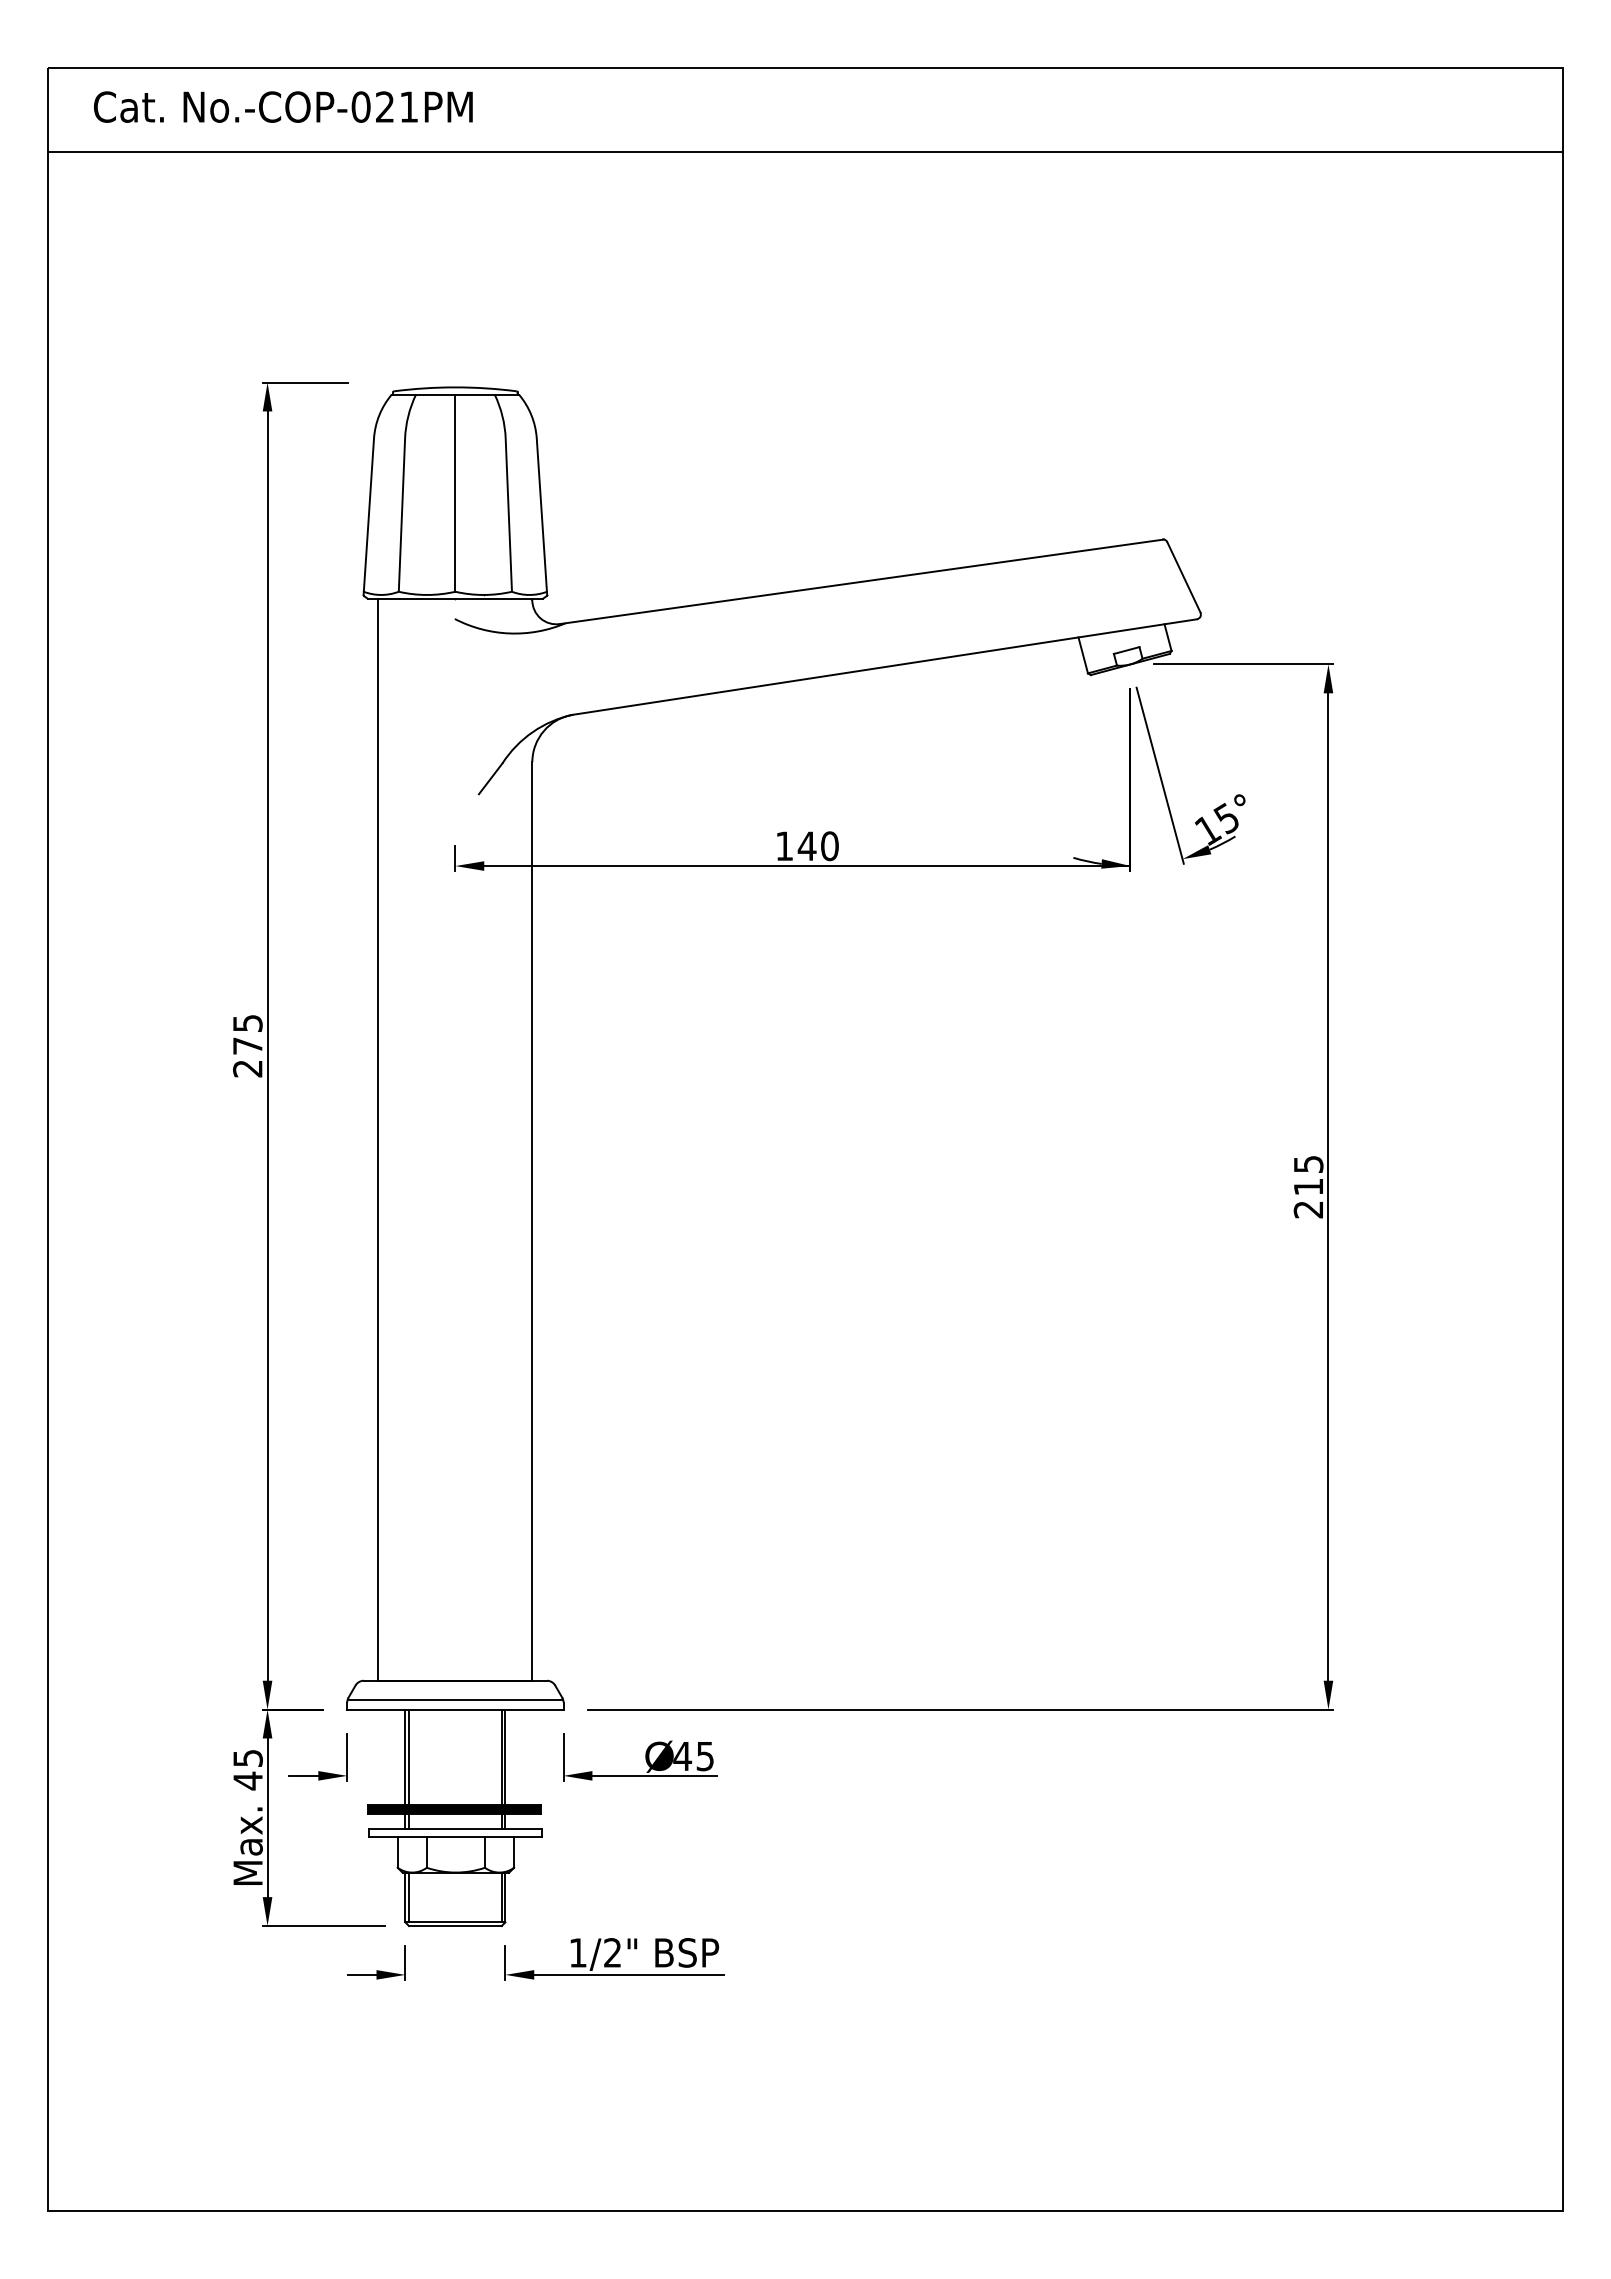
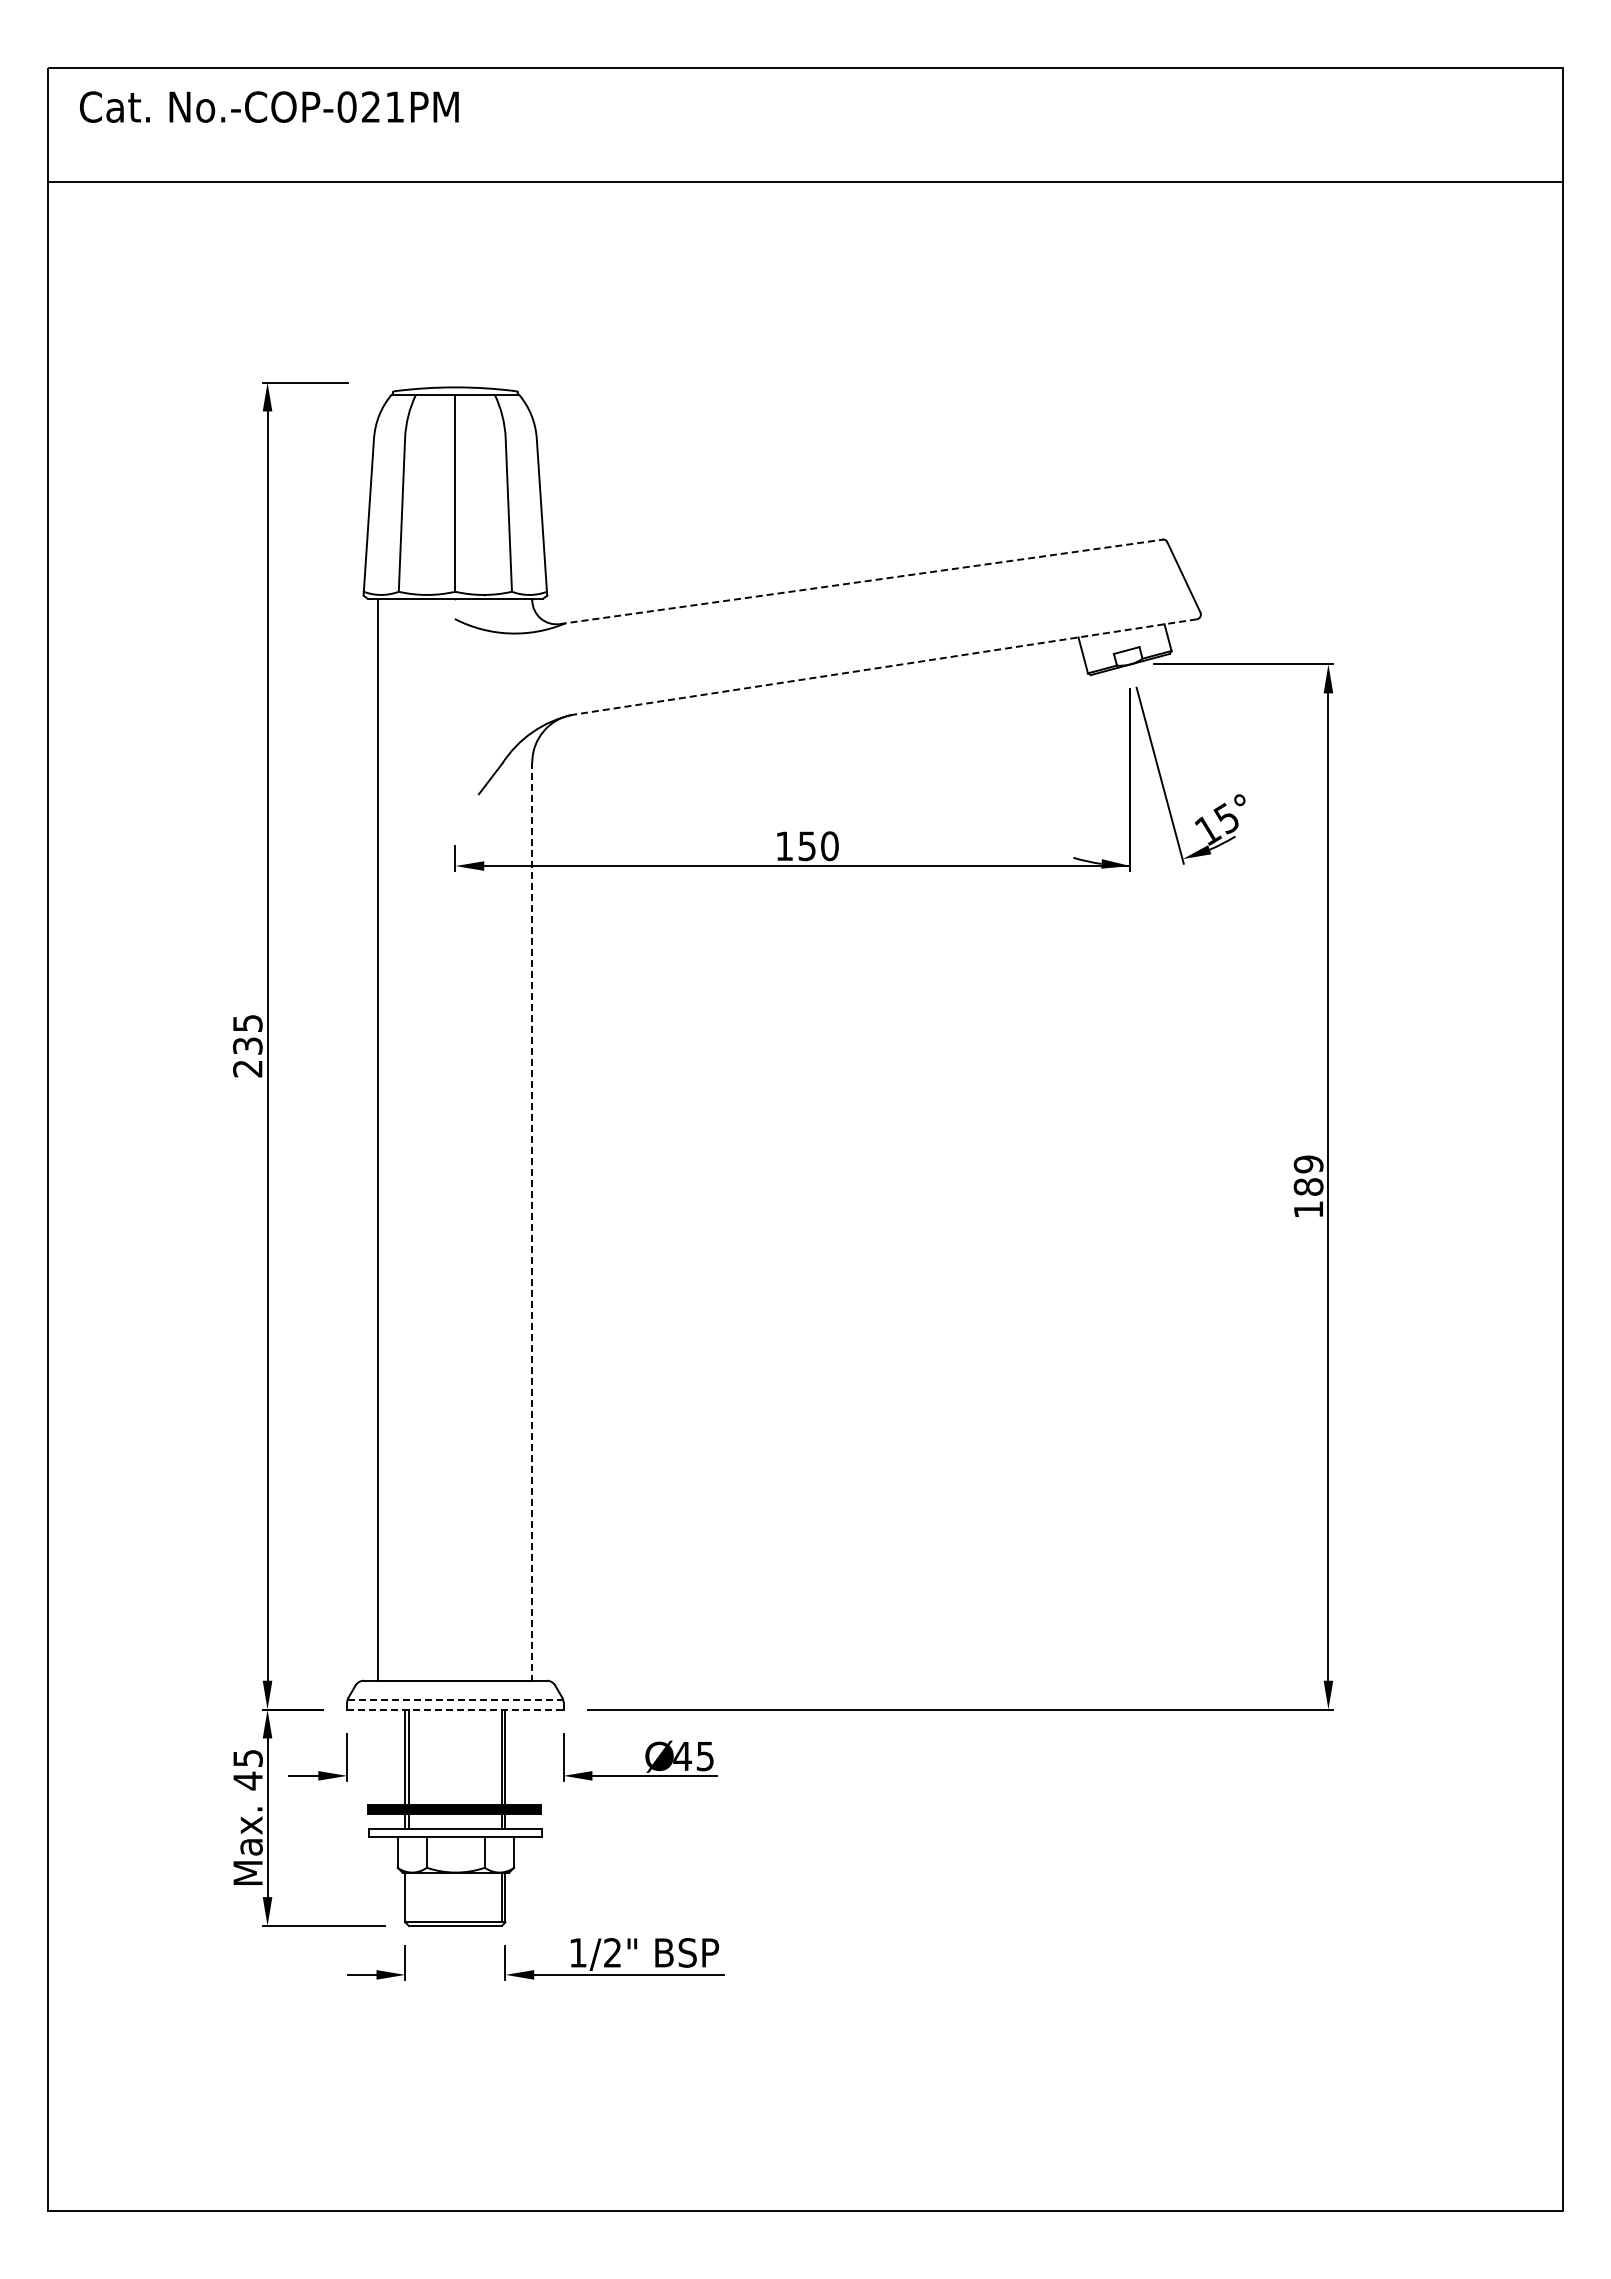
text position: (283, 106) -> (269, 106) (269, 106)
line position: (805, 151) -> (805, 181) (805, 181)
line: solid -> dashed (862, 581)
line: solid -> dashed (884, 667)
text: 140 -> 150 (806, 846)
text: 275 -> 235 (247, 1045)
text: 215 -> 189 (1308, 1186)
line: solid -> dashed (532, 1222)
line: solid -> dashed (455, 1699)
line: solid -> dashed (455, 1709)
line: present -> none (408, 1897)
